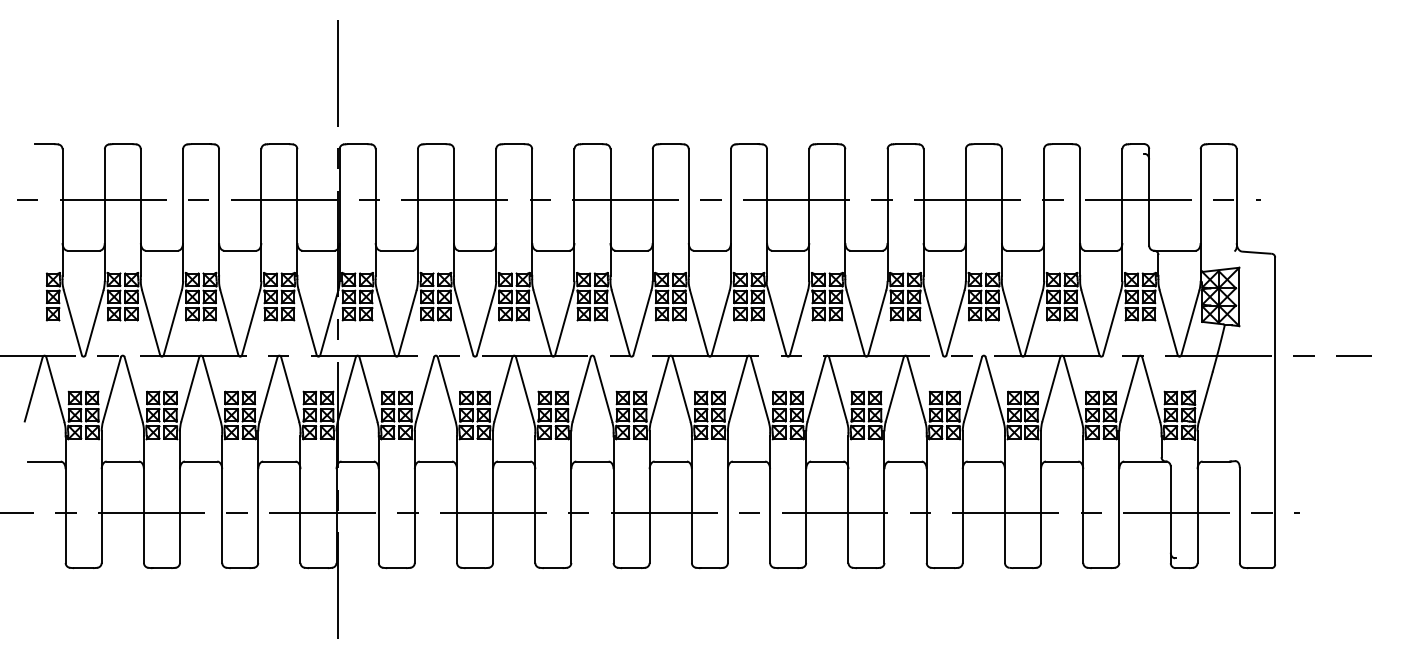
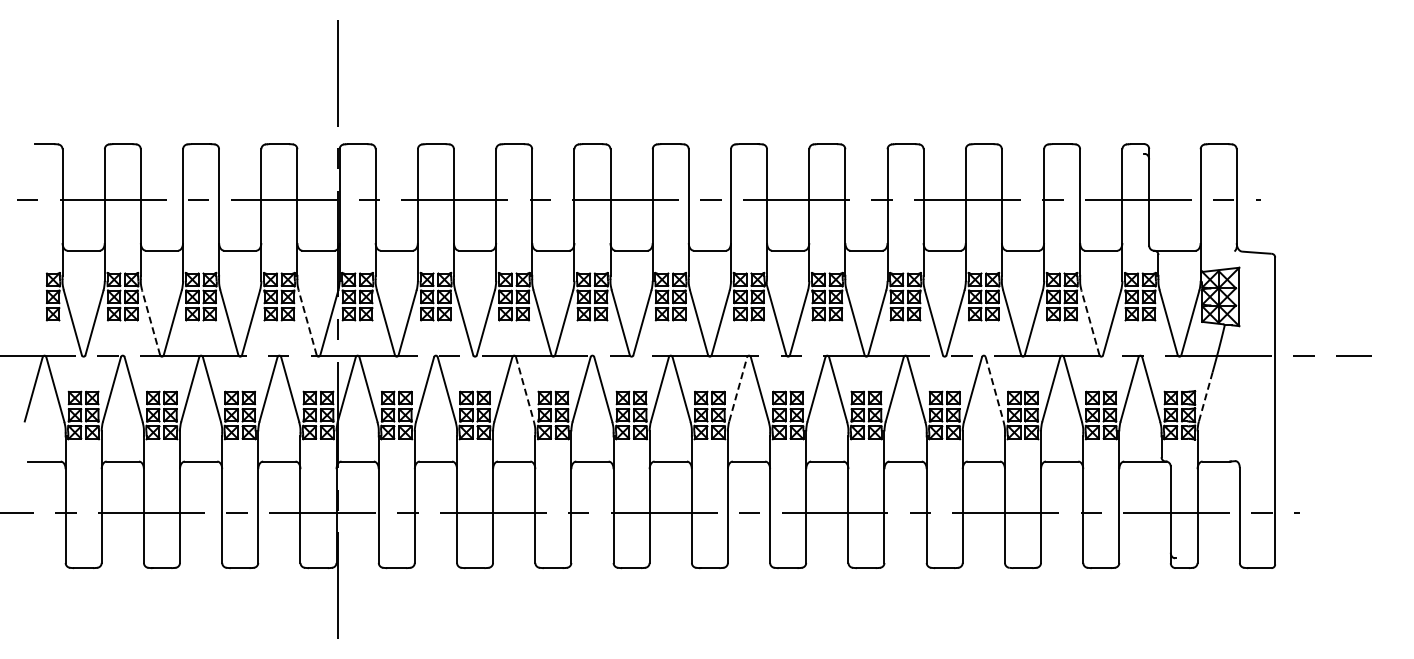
line: solid -> dashed (151, 322)
line: solid -> dashed (307, 322)
line: solid -> dashed (1090, 322)
line: solid -> dashed (738, 388)
line: solid -> dashed (525, 389)
line: solid -> dashed (994, 389)
line: solid -> dashed (1205, 397)
